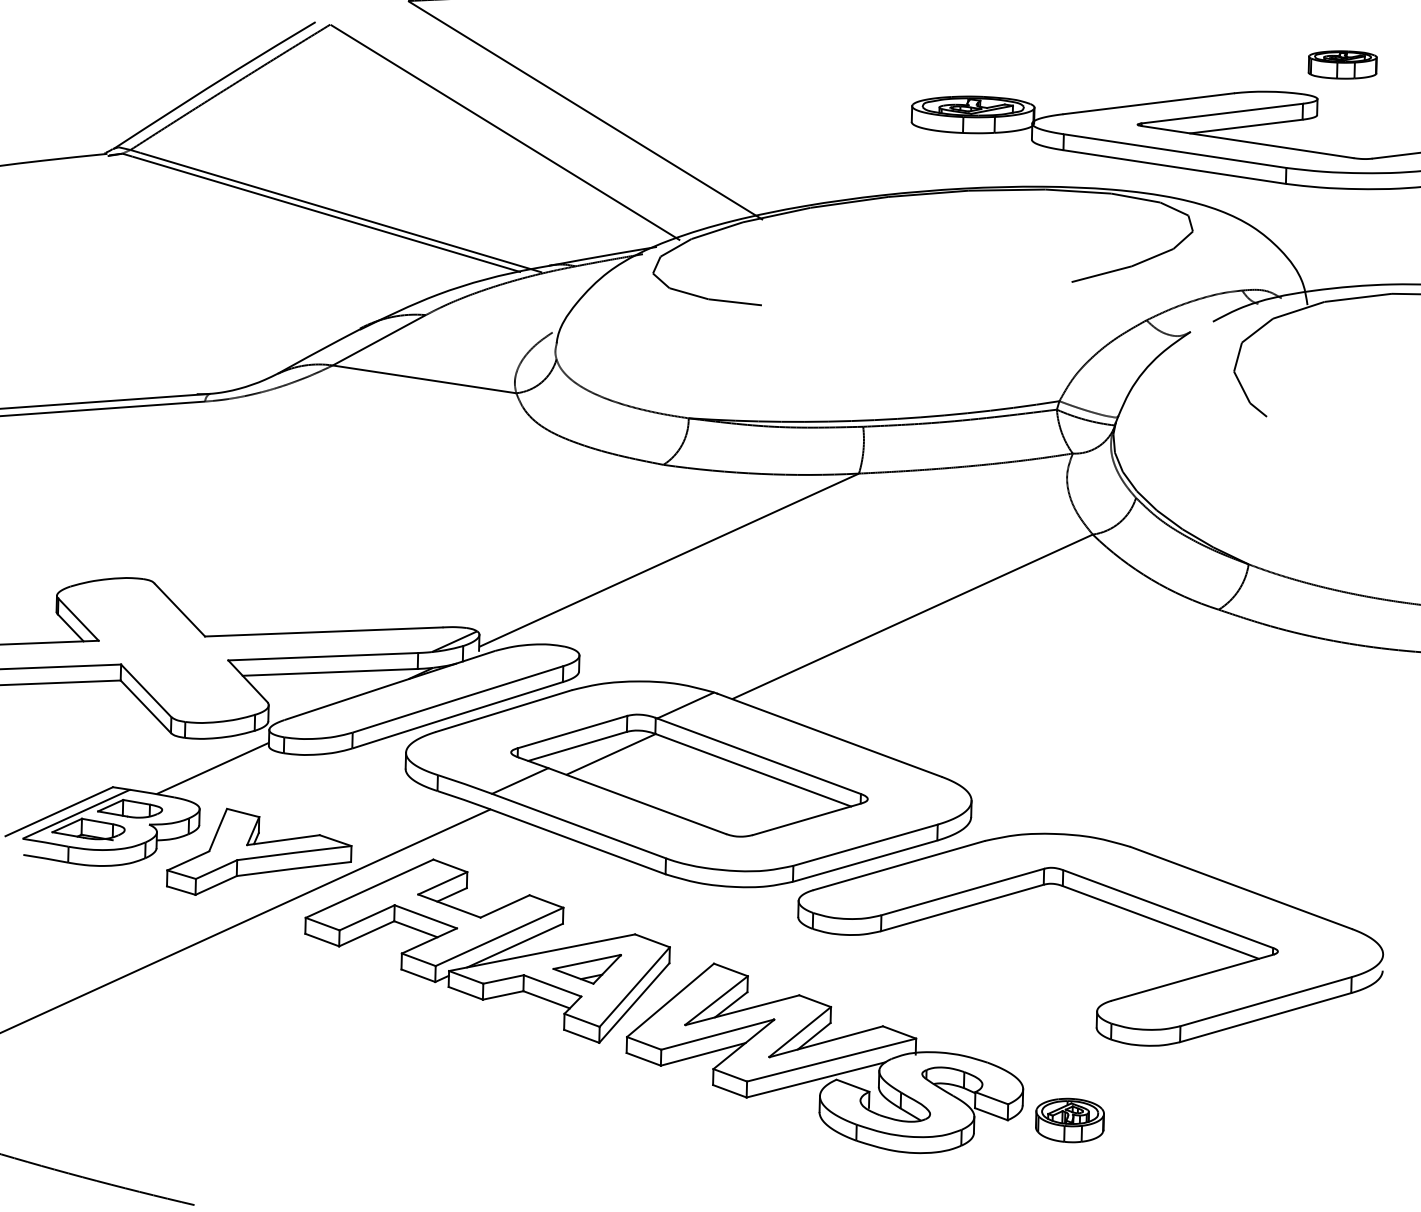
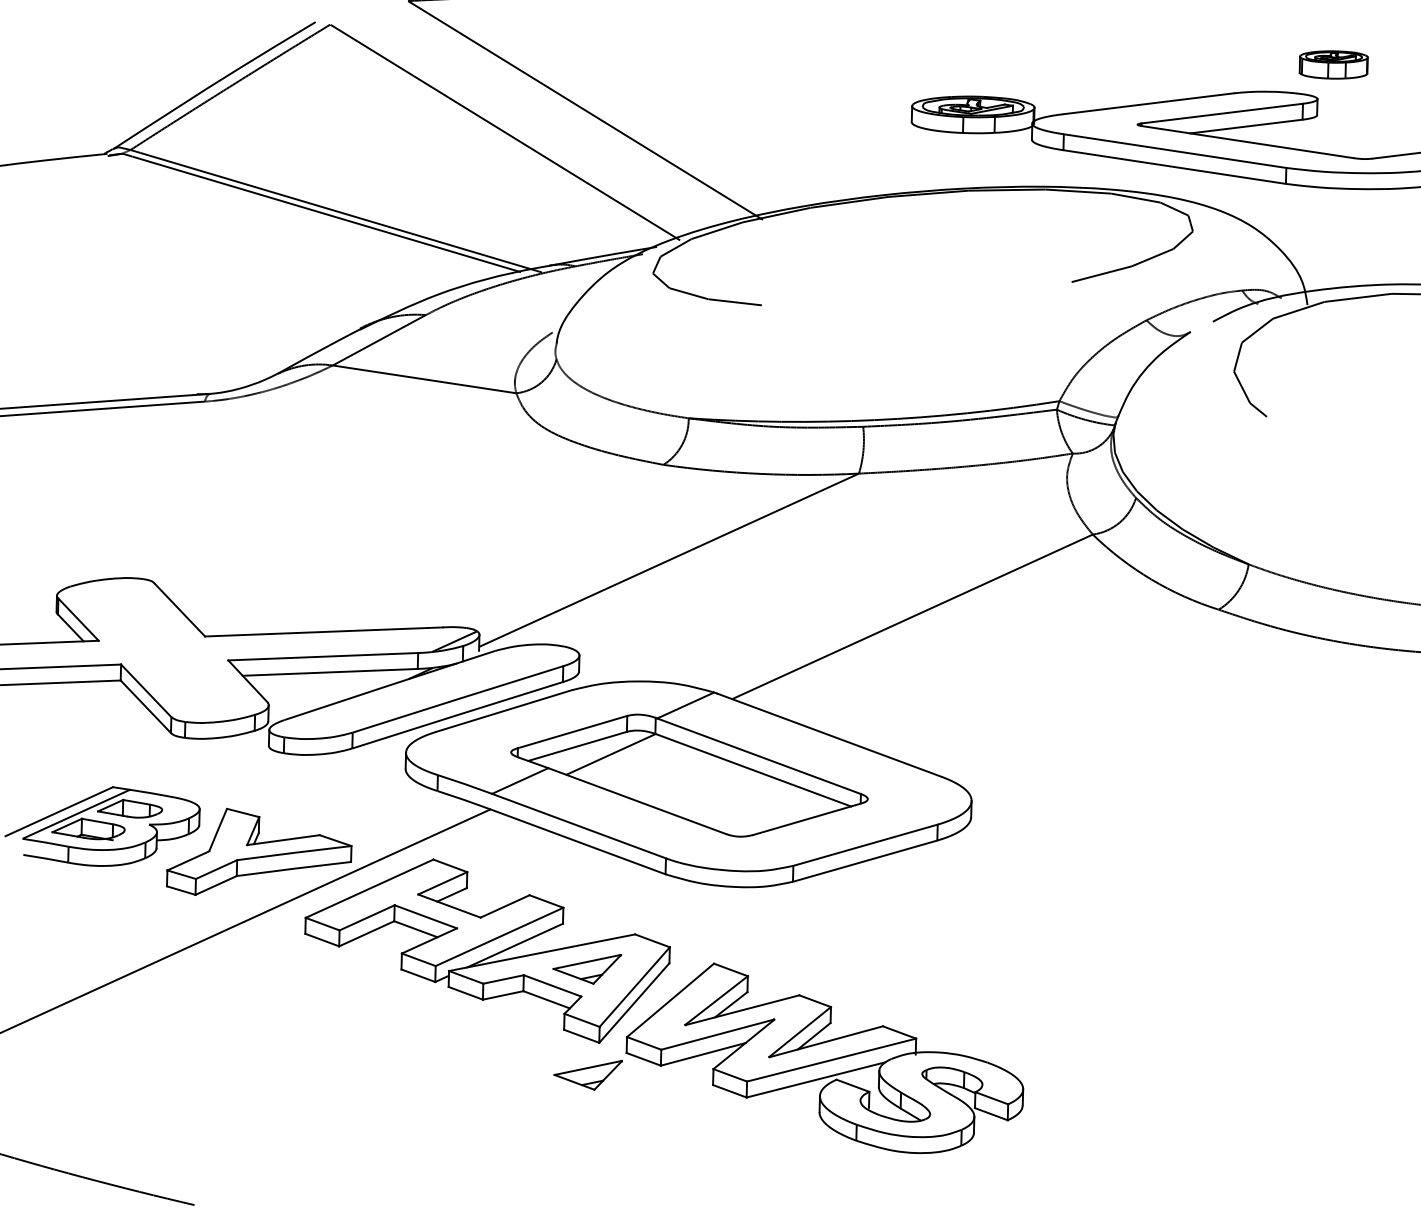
part position: (1342, 64) -> (1333, 64) (1333, 64)
line: present -> none (212, 768)
part: present -> none (1103, 902)
part: none -> present (587, 1075)
part: present -> none (1069, 1120)
